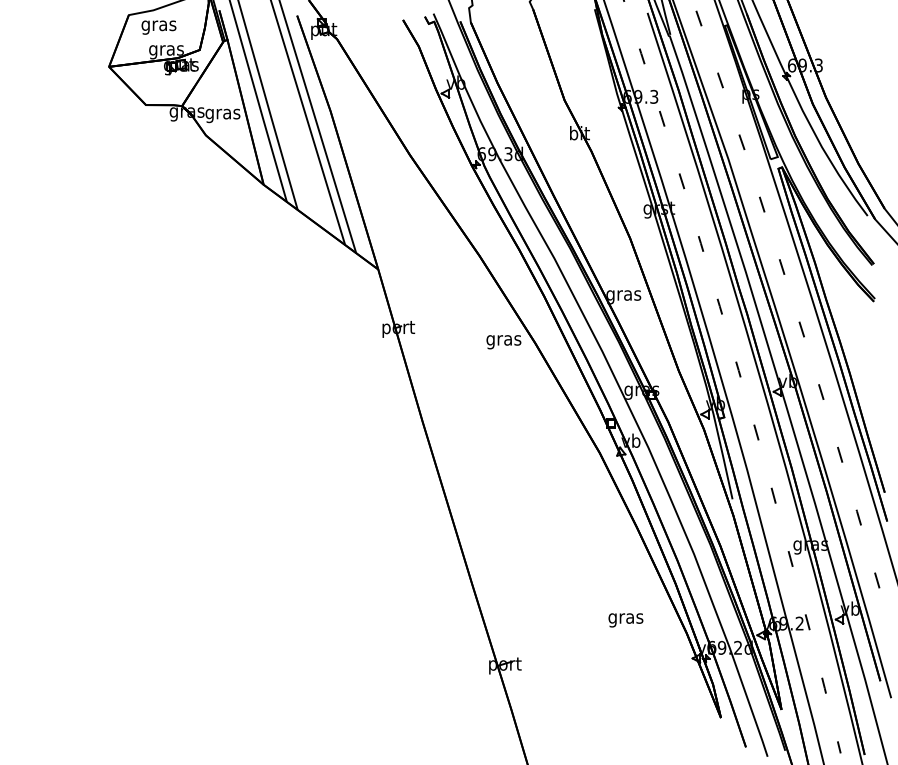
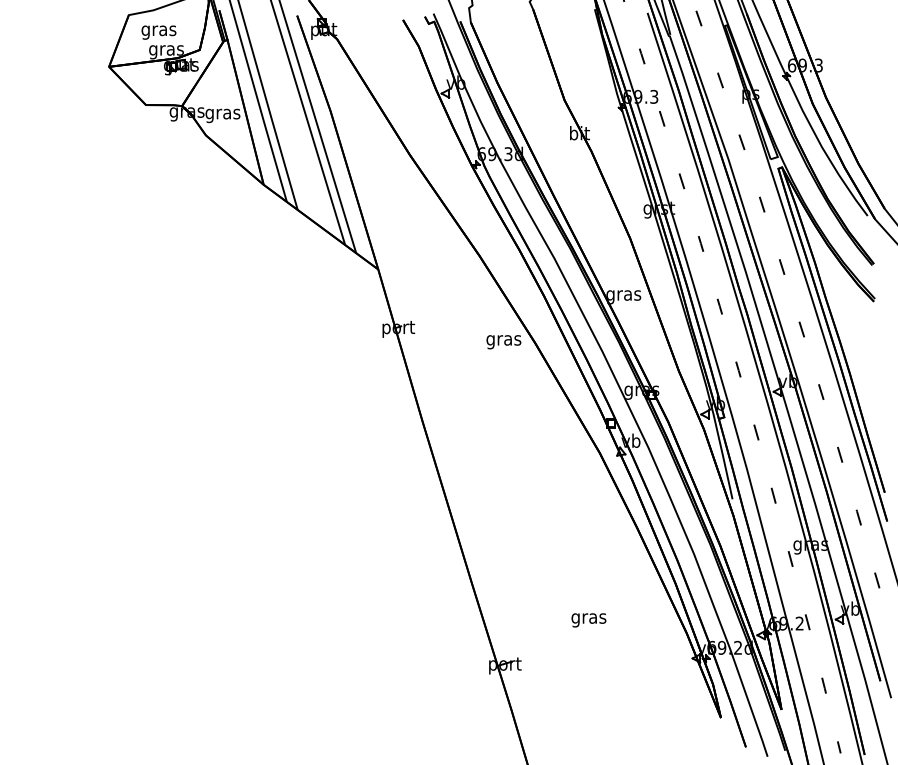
text position: (158, 27) -> (158, 32) (158, 32)
text position: (625, 620) -> (588, 620) (588, 620)
